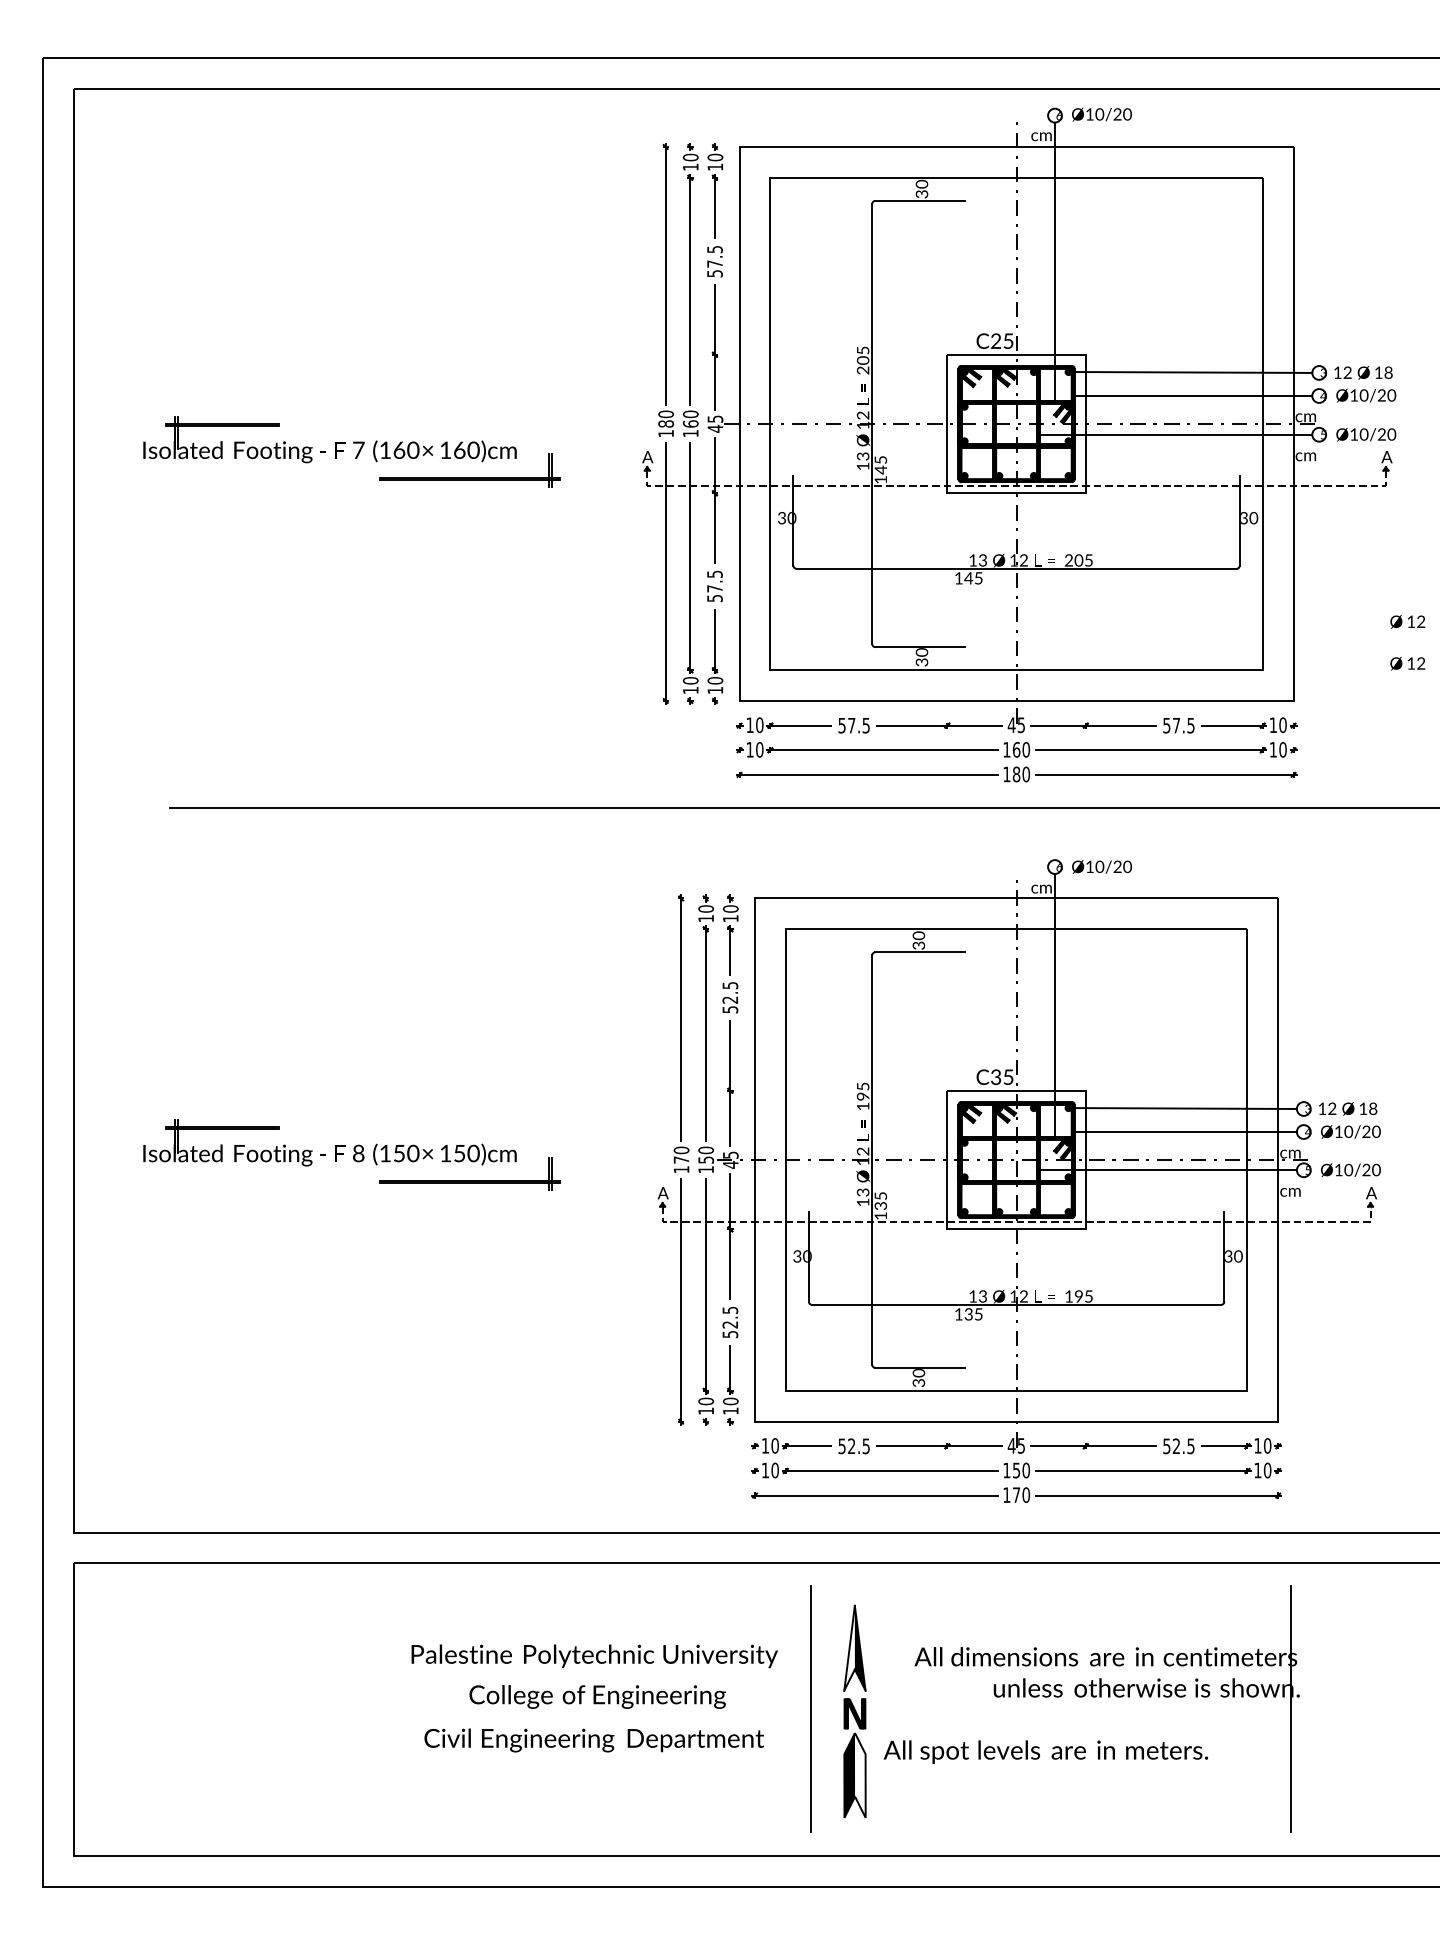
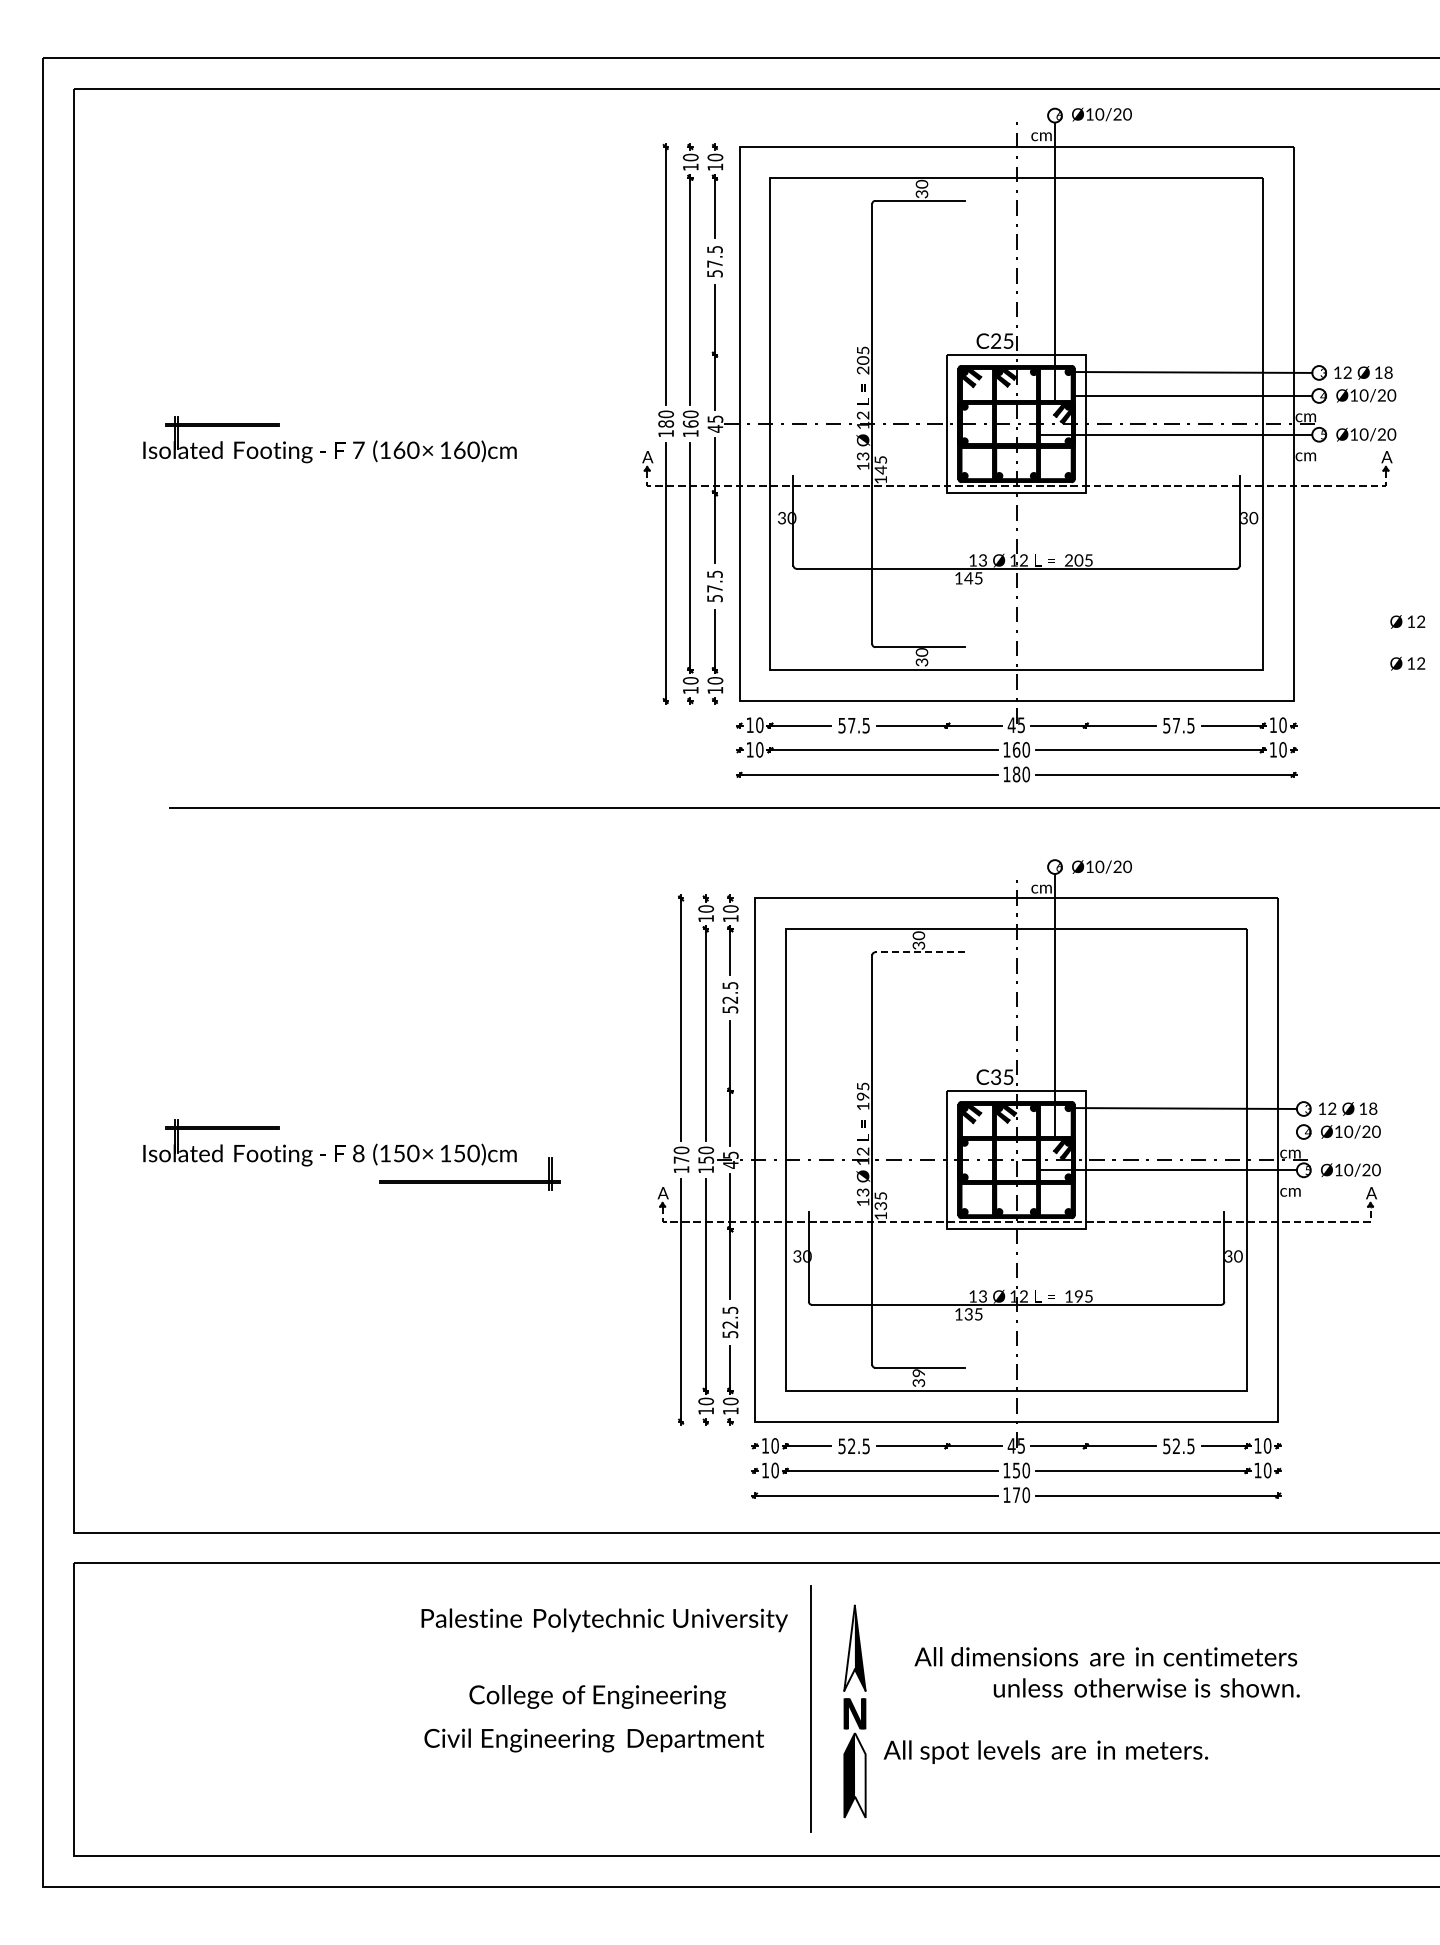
part: present -> none (469, 477)
line: solid -> dashed (919, 952)
line: present -> none (1185, 1132)
text: 30 -> 39 (919, 1373)
text position: (594, 1656) -> (604, 1620) (604, 1620)
line: present -> none (1291, 1708)
